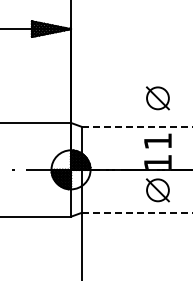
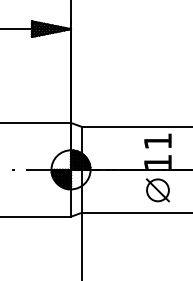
part: present -> none (157, 98)
line: dashed -> solid (137, 126)
line: dashed -> solid (137, 212)
